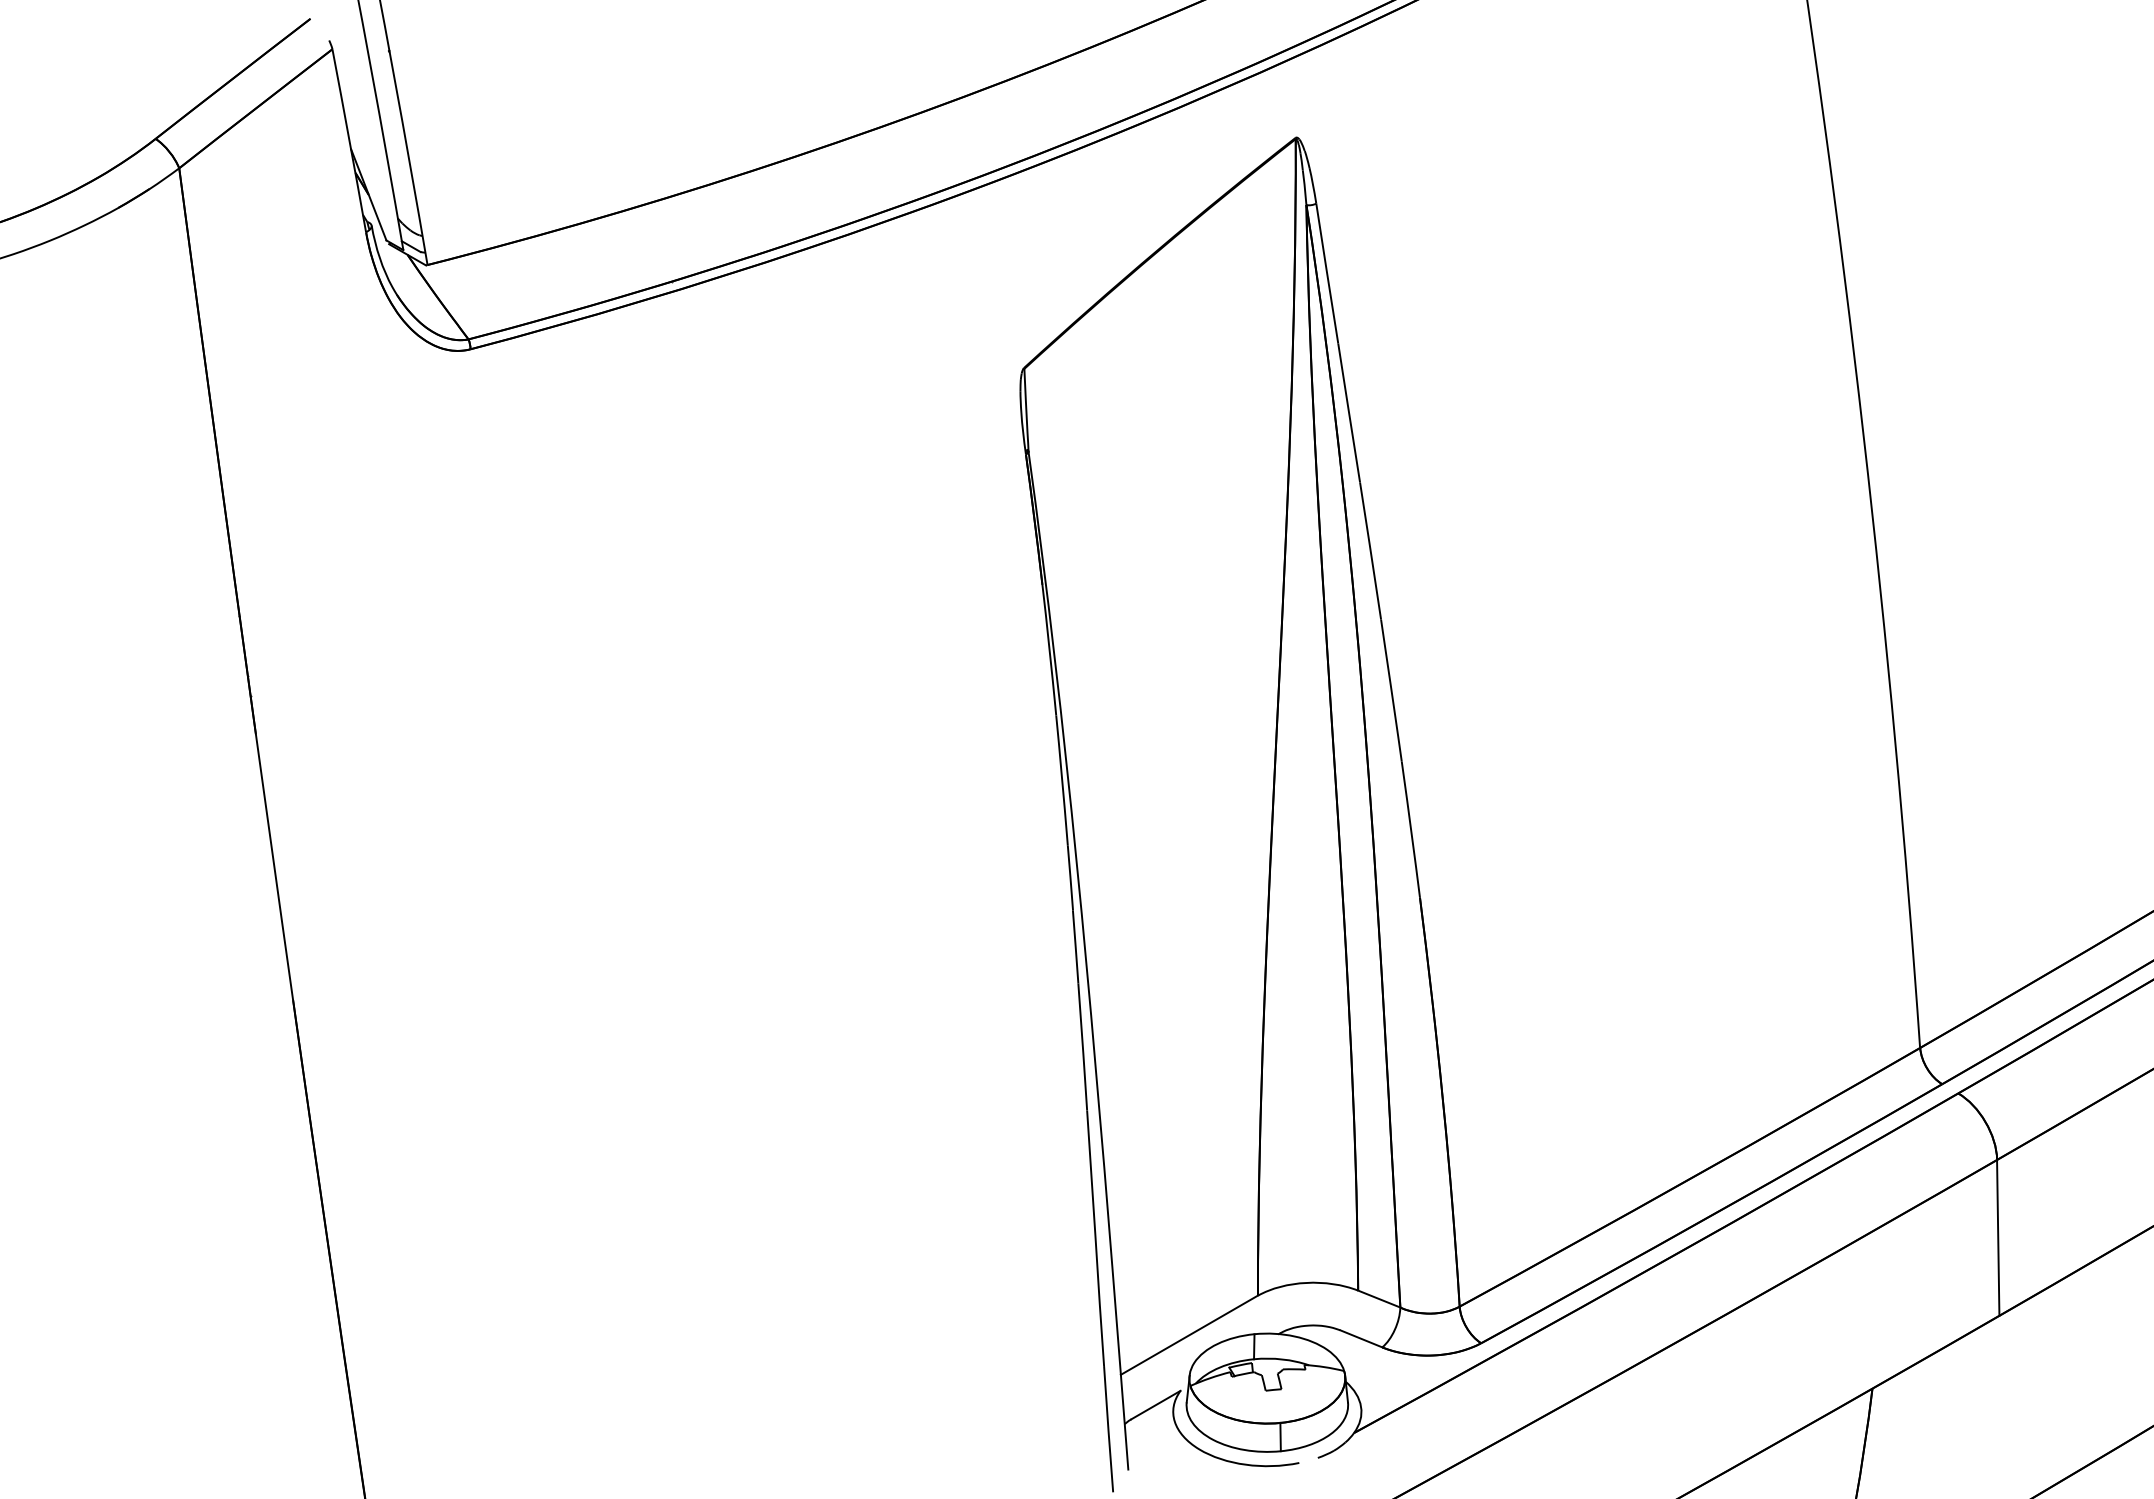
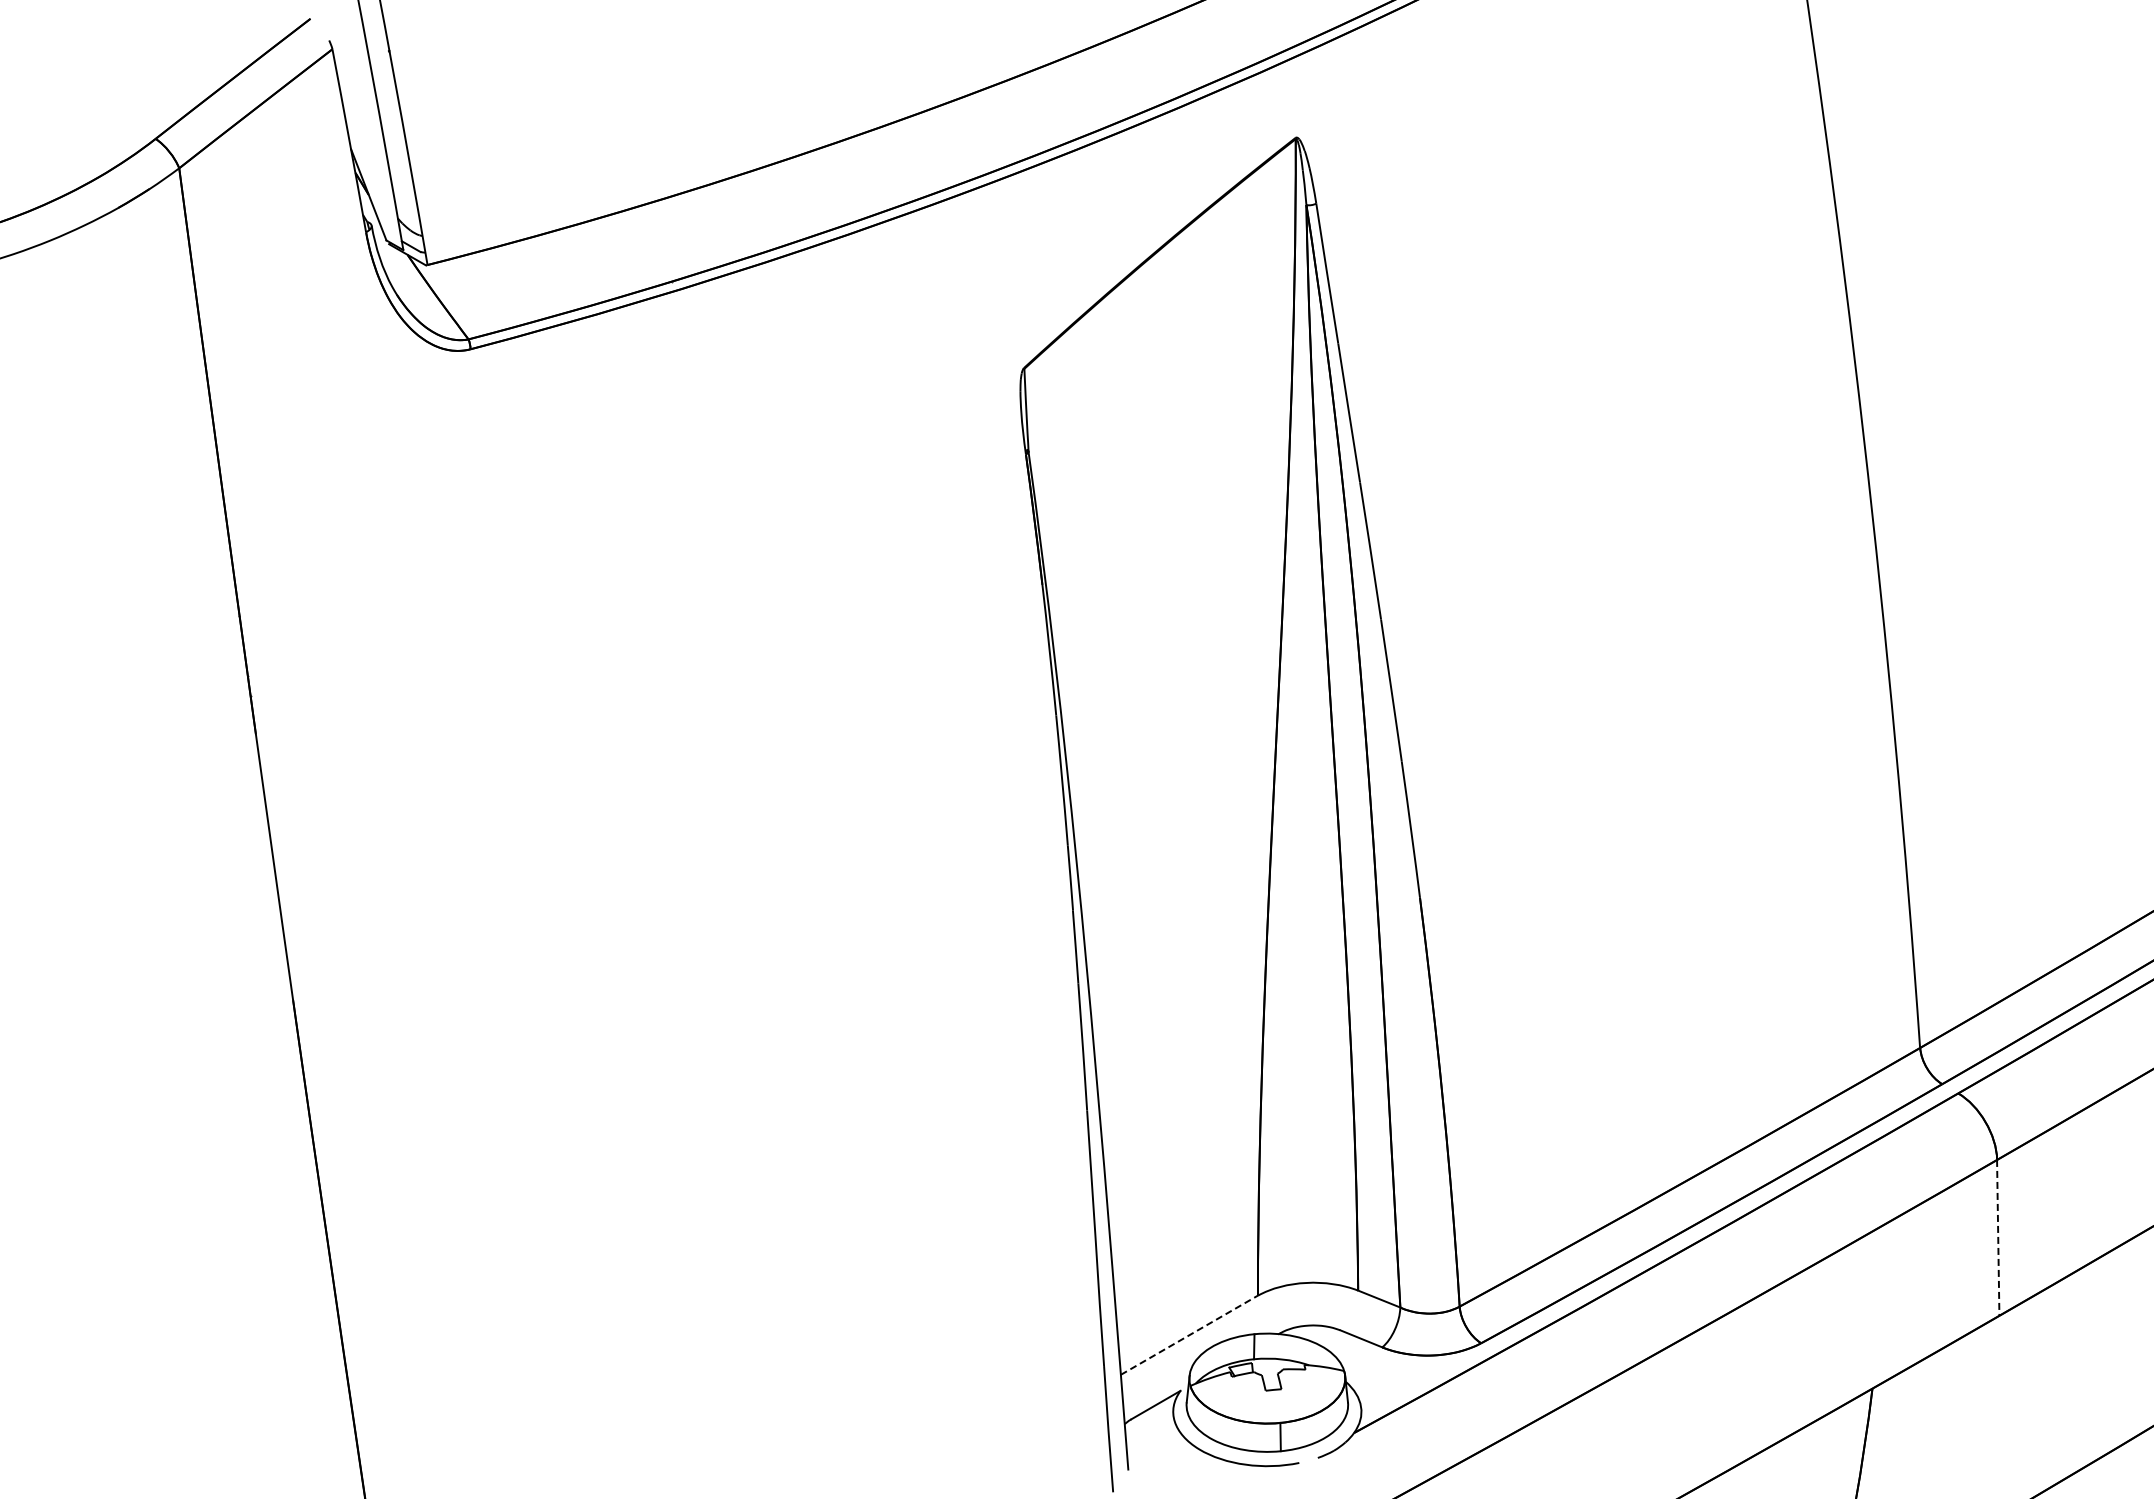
line: solid -> dashed (1998, 1237)
line: solid -> dashed (1189, 1334)
